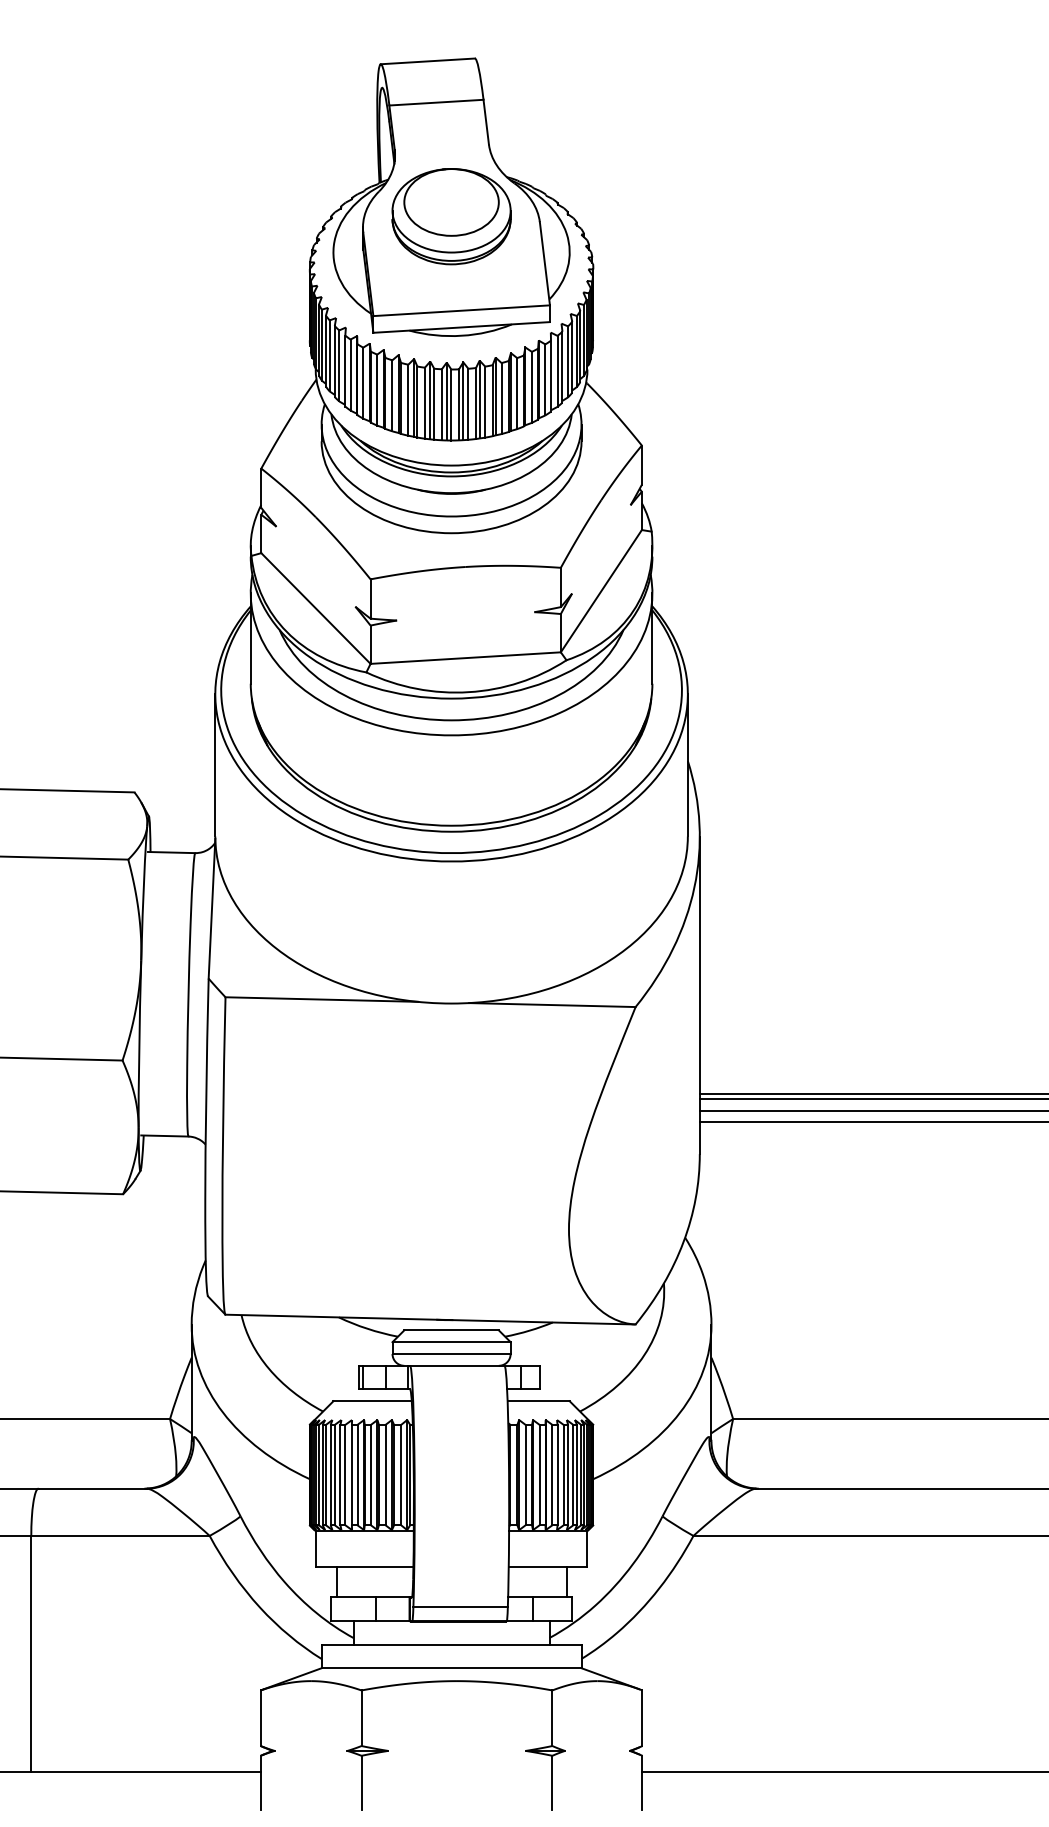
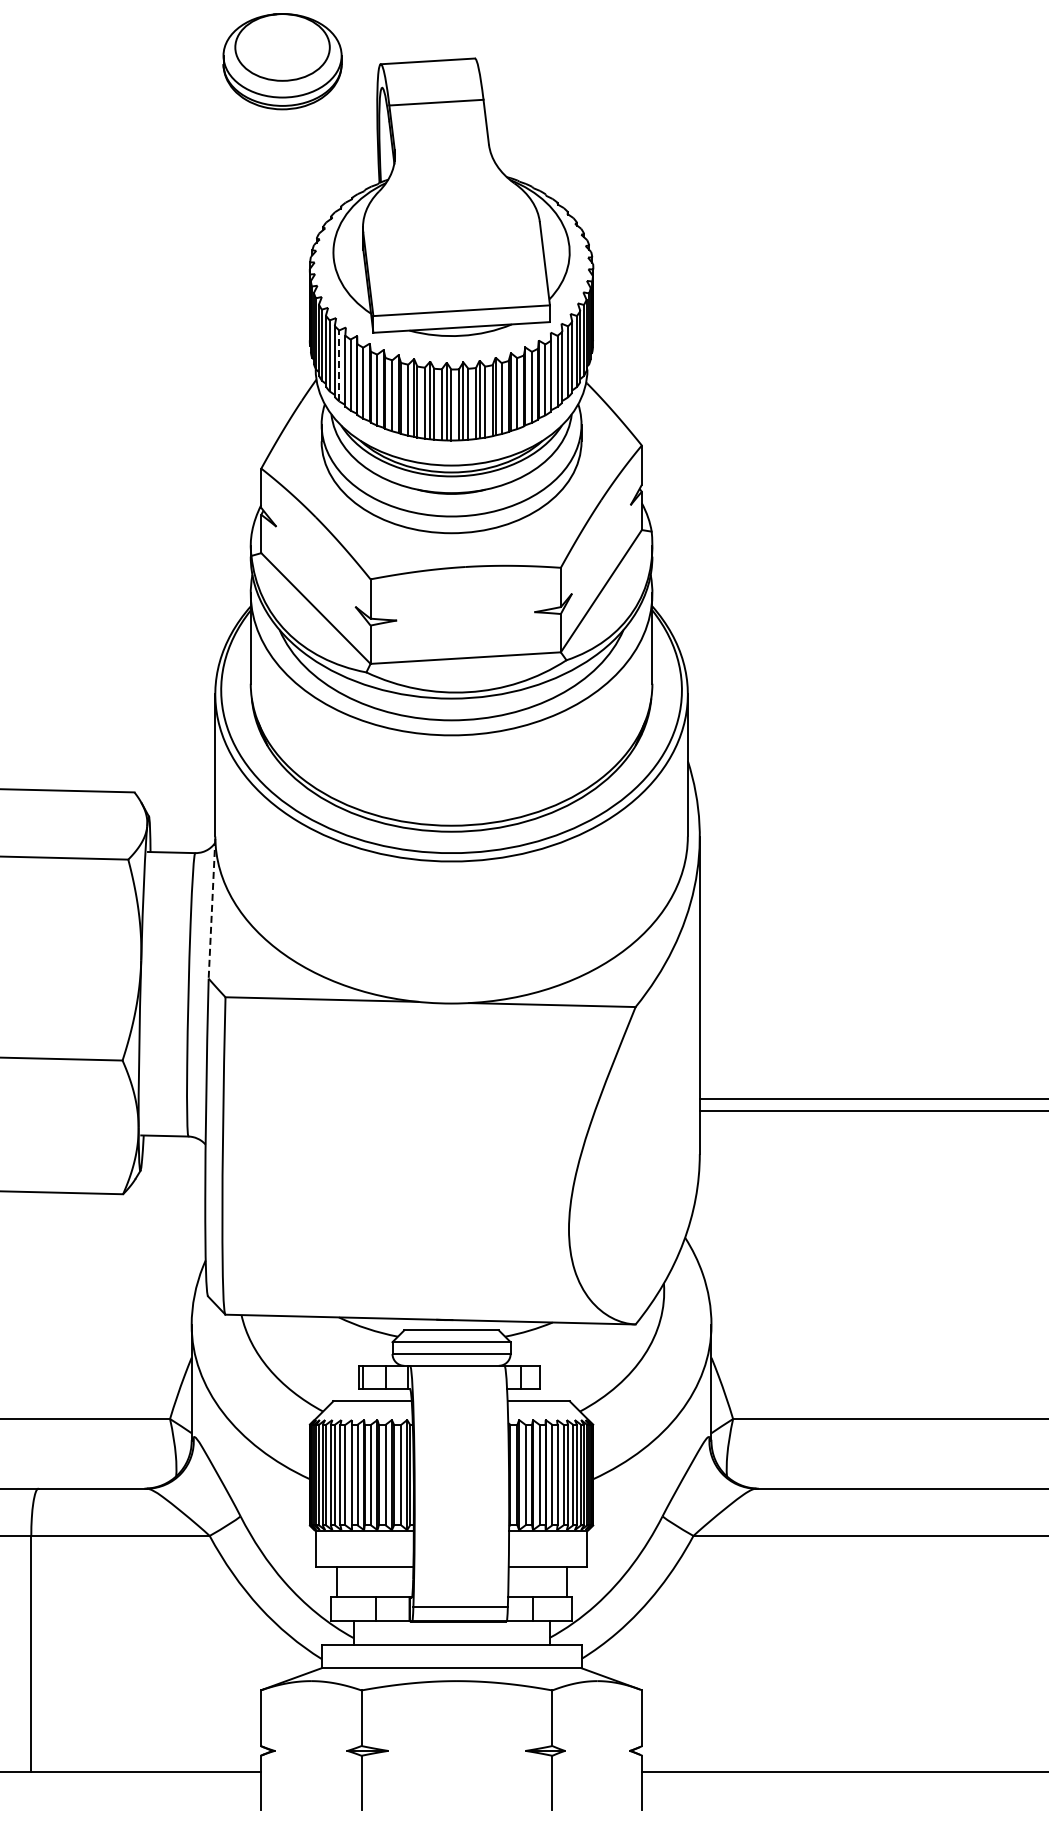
part position: (451, 216) -> (282, 61) (282, 61)
line: solid -> dashed (339, 365)
line: solid -> dashed (212, 908)
line: present -> none (872, 1094)
line: present -> none (872, 1122)
